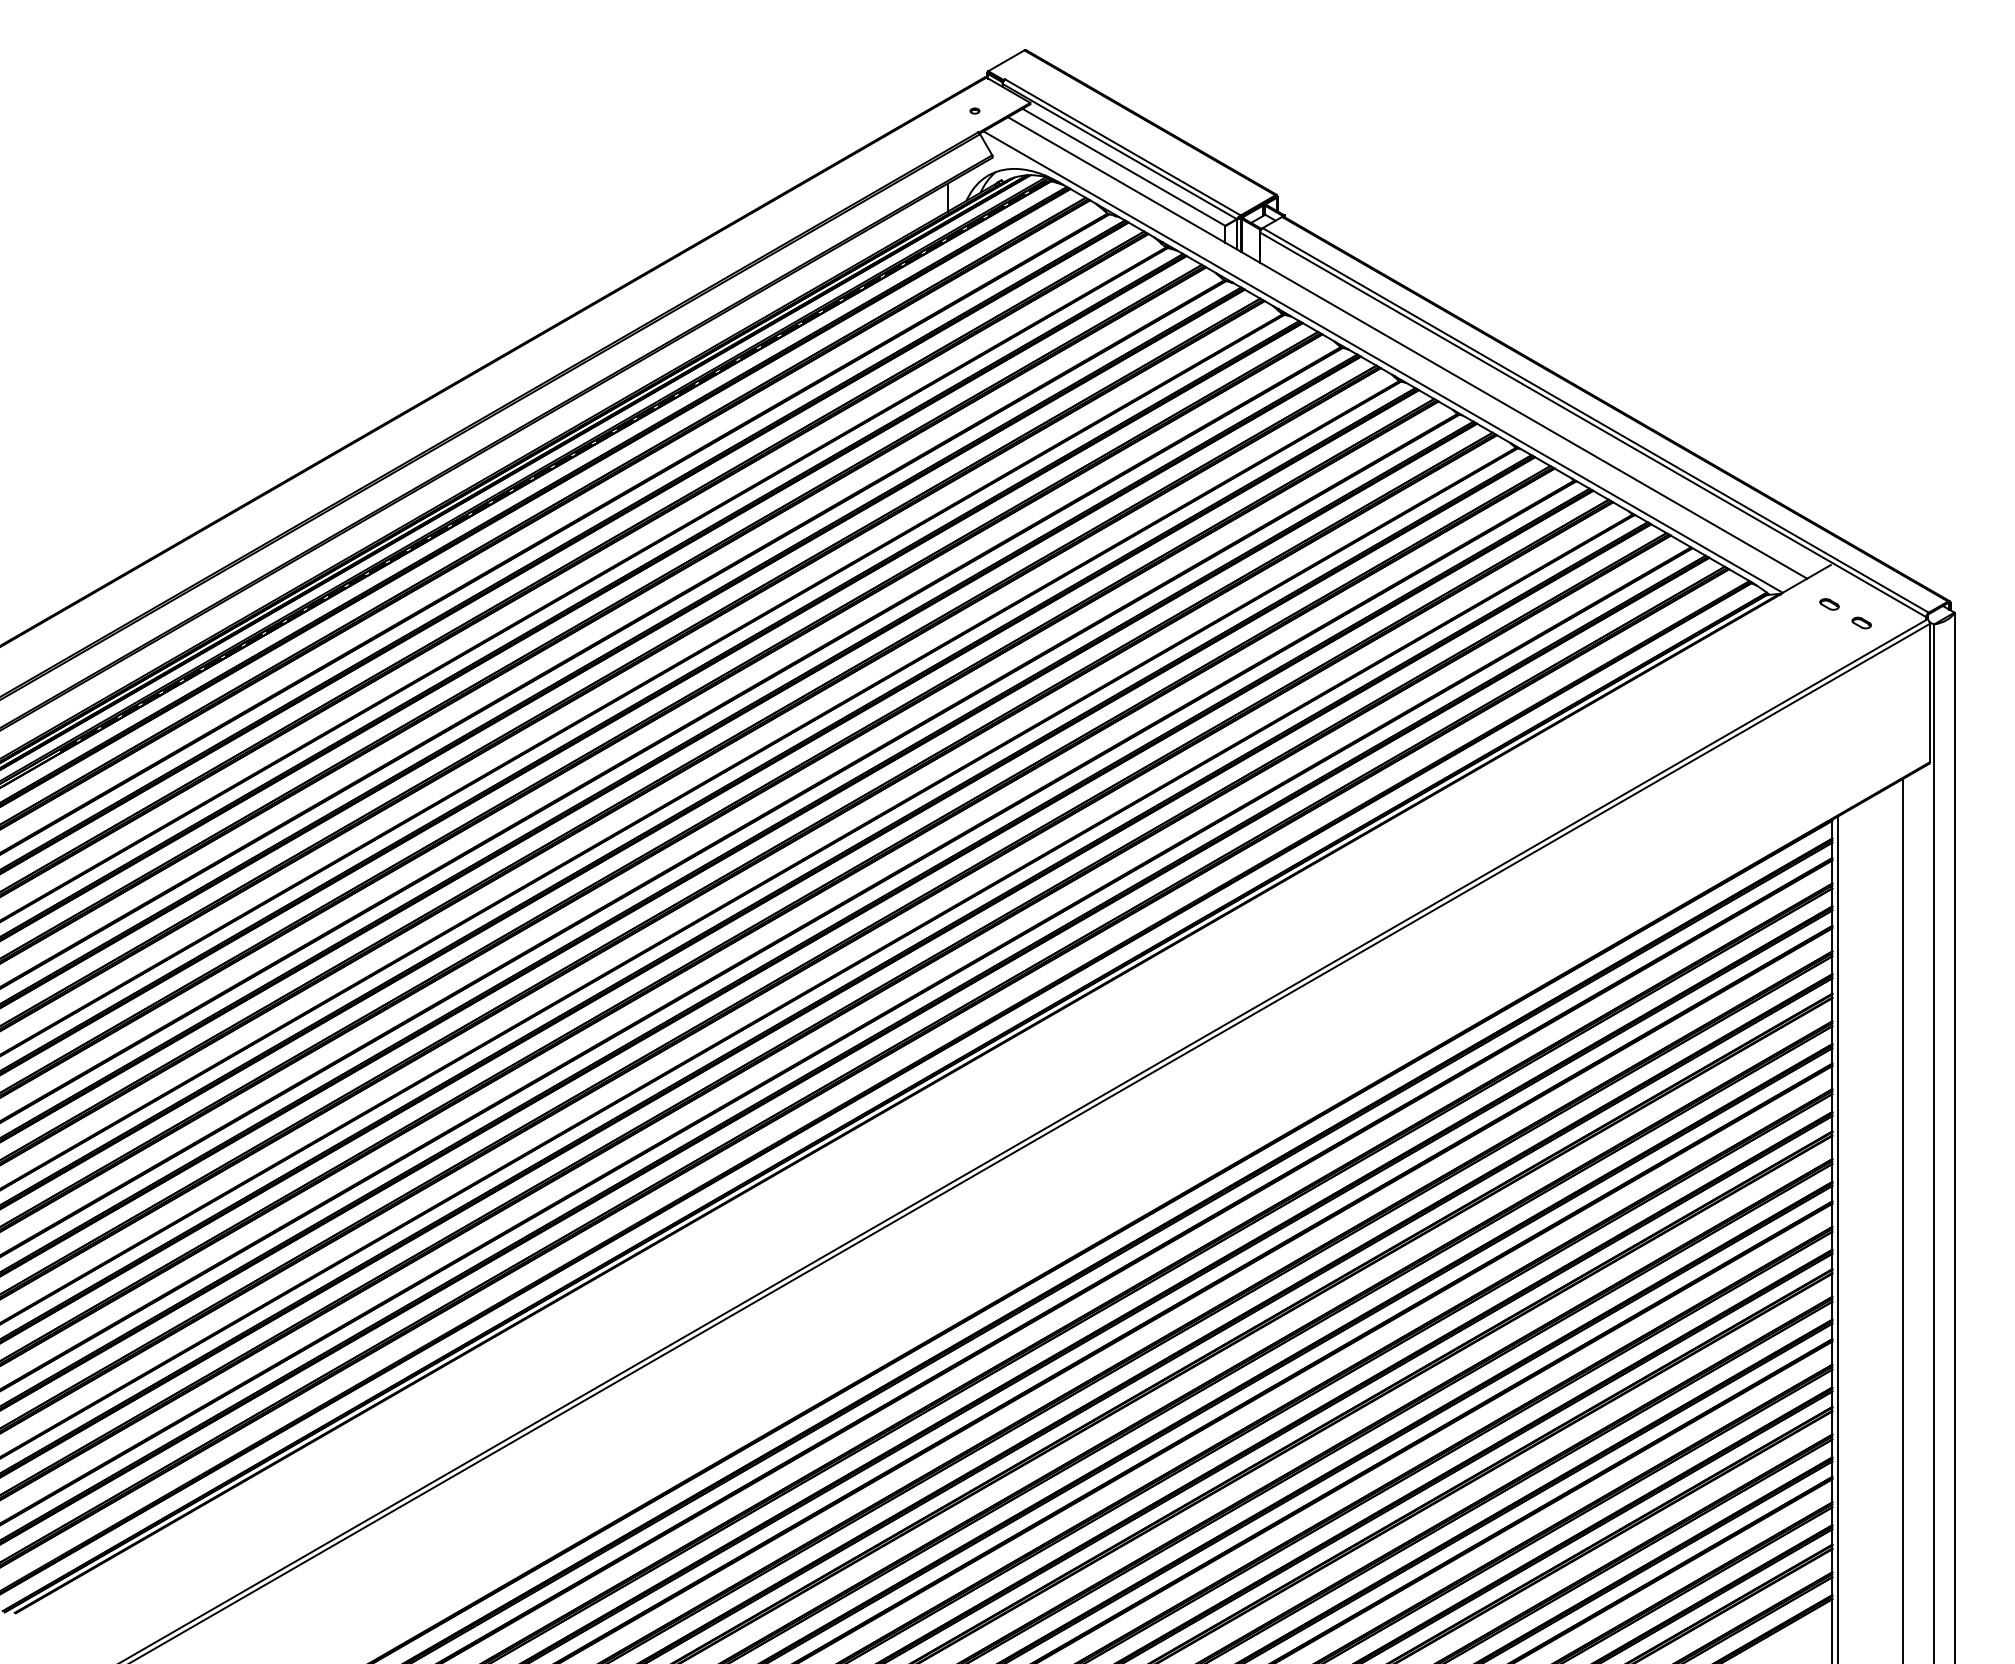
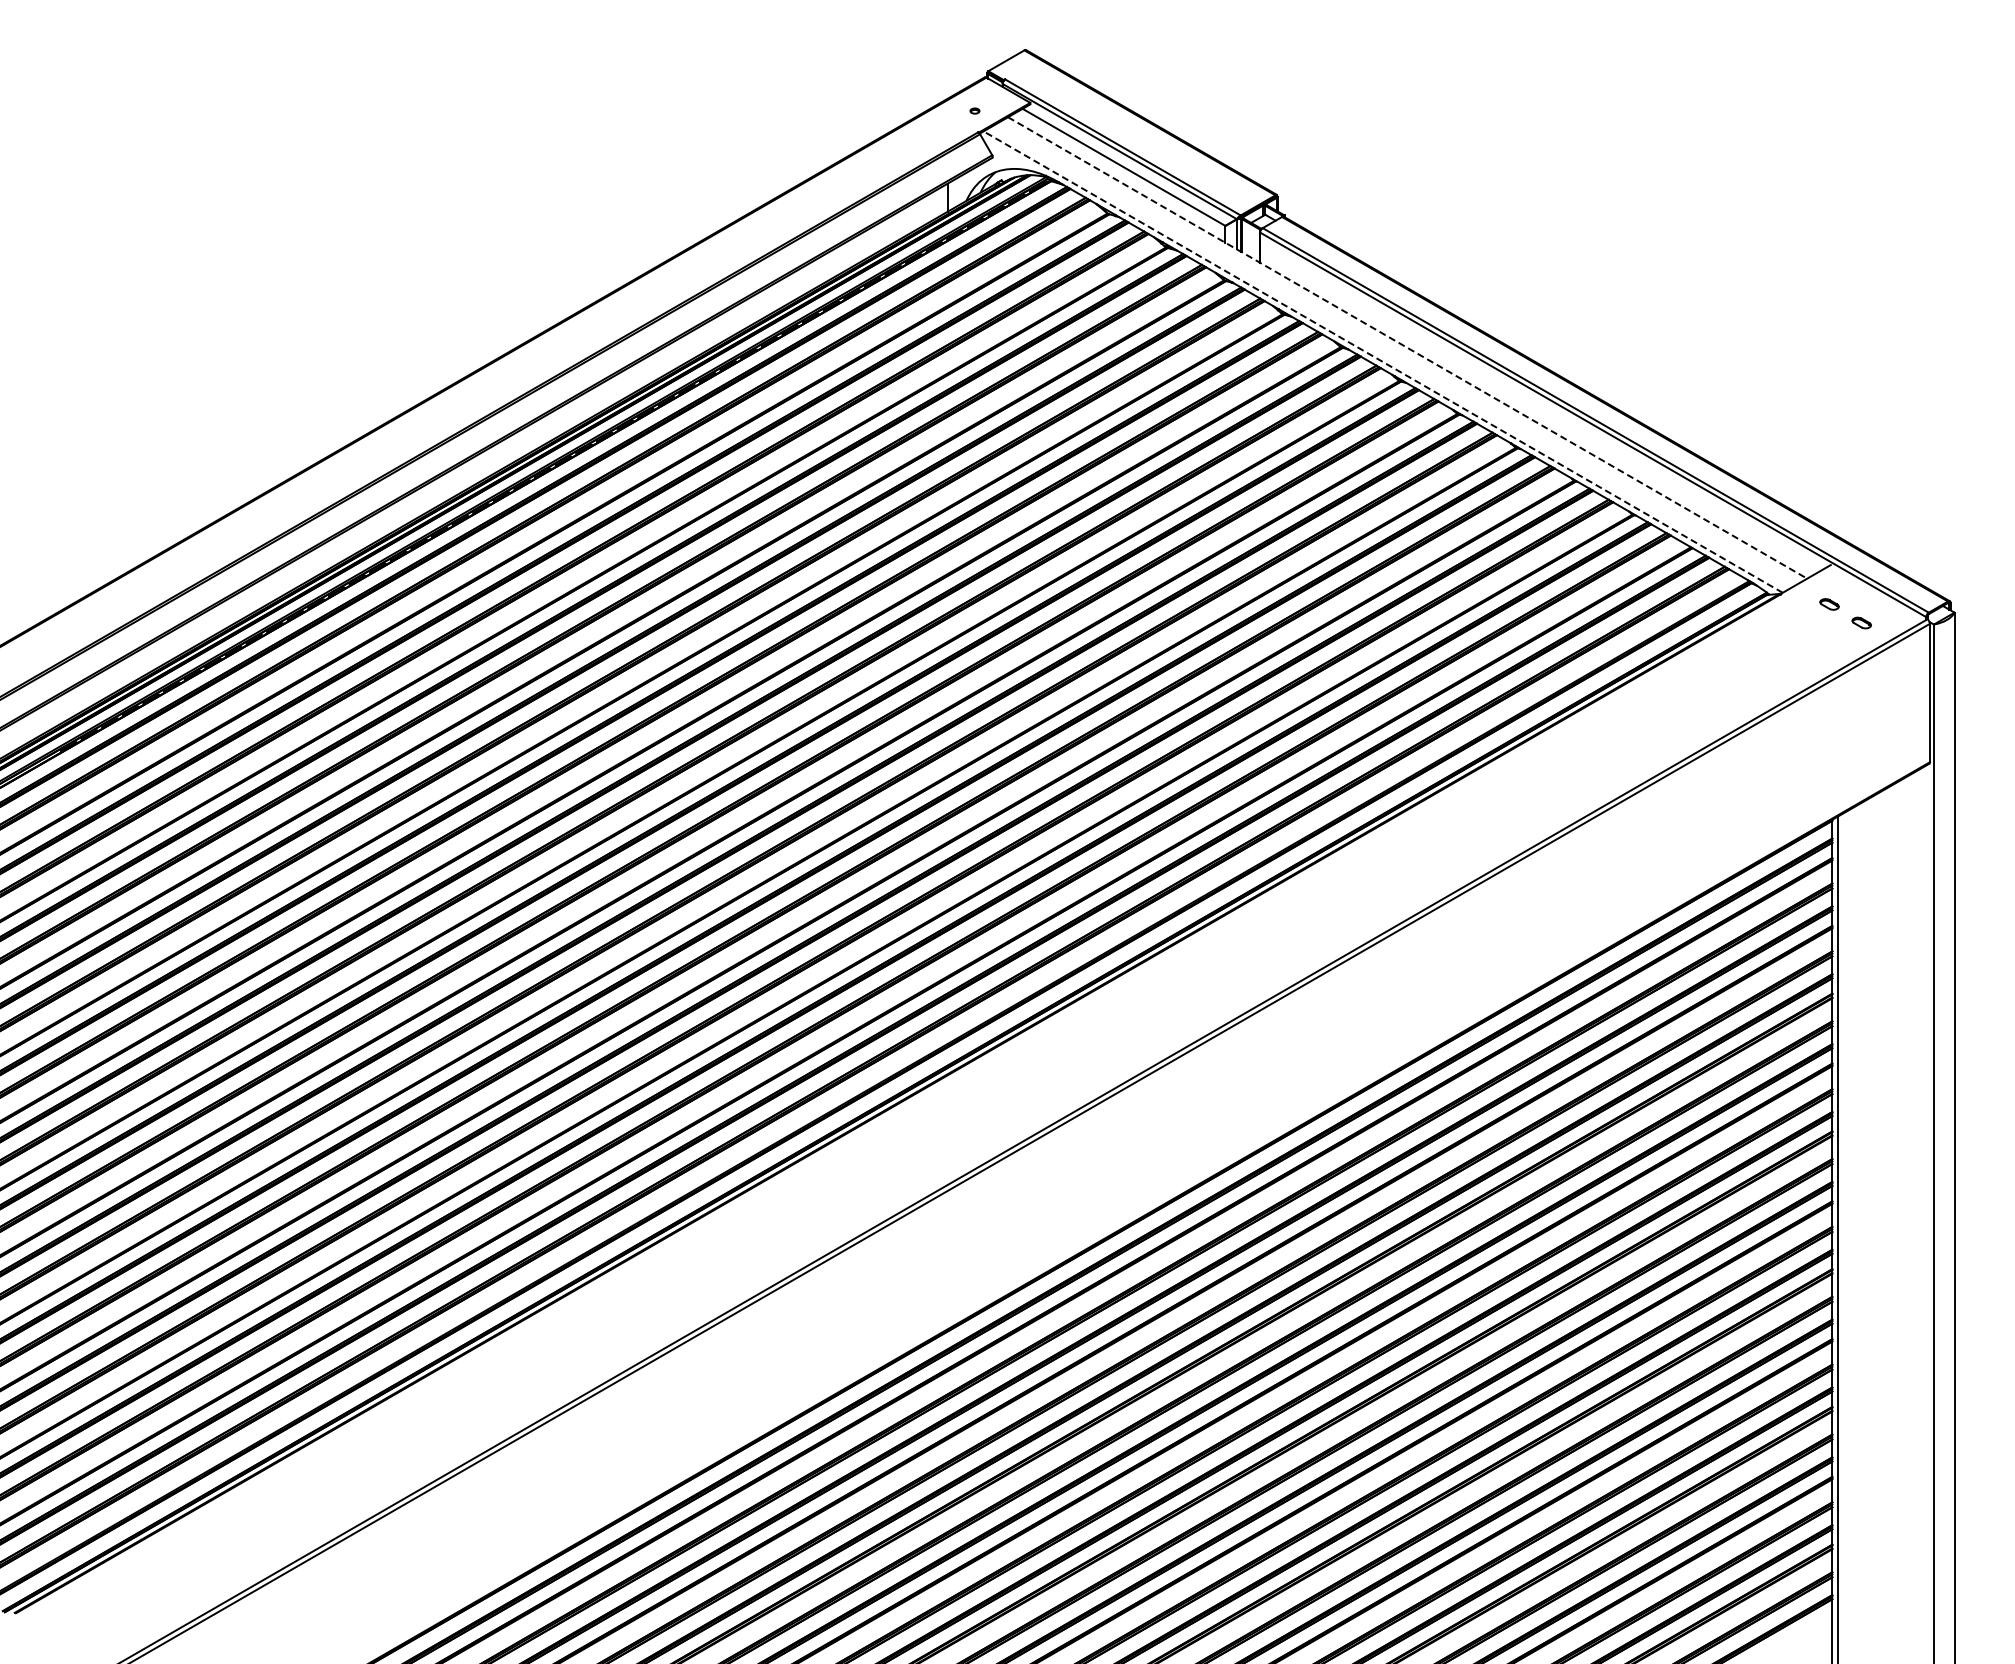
line: solid -> dashed (1408, 348)
line: solid -> dashed (1382, 361)
line: present -> none (1902, 1219)
